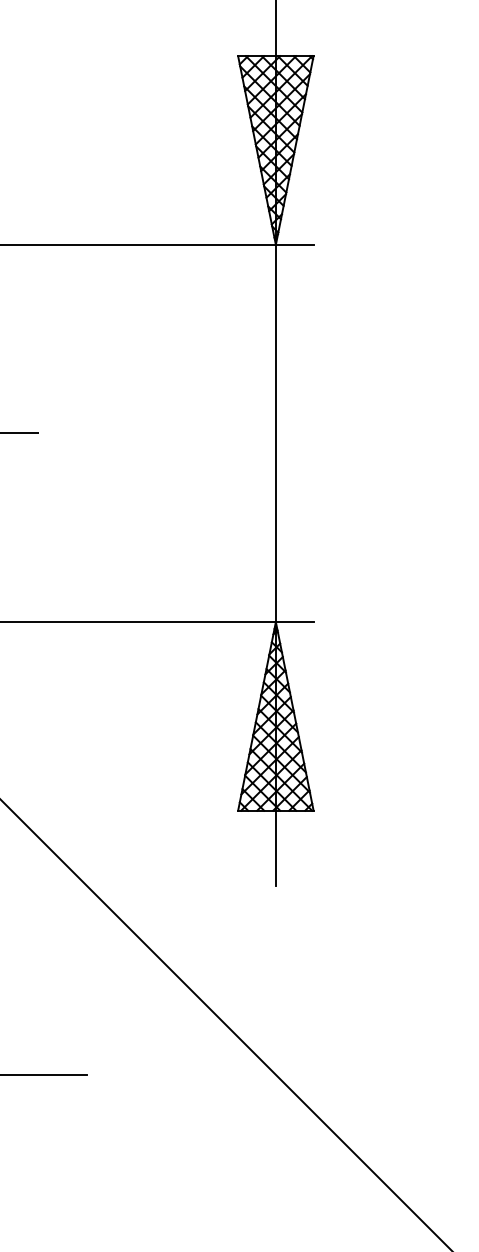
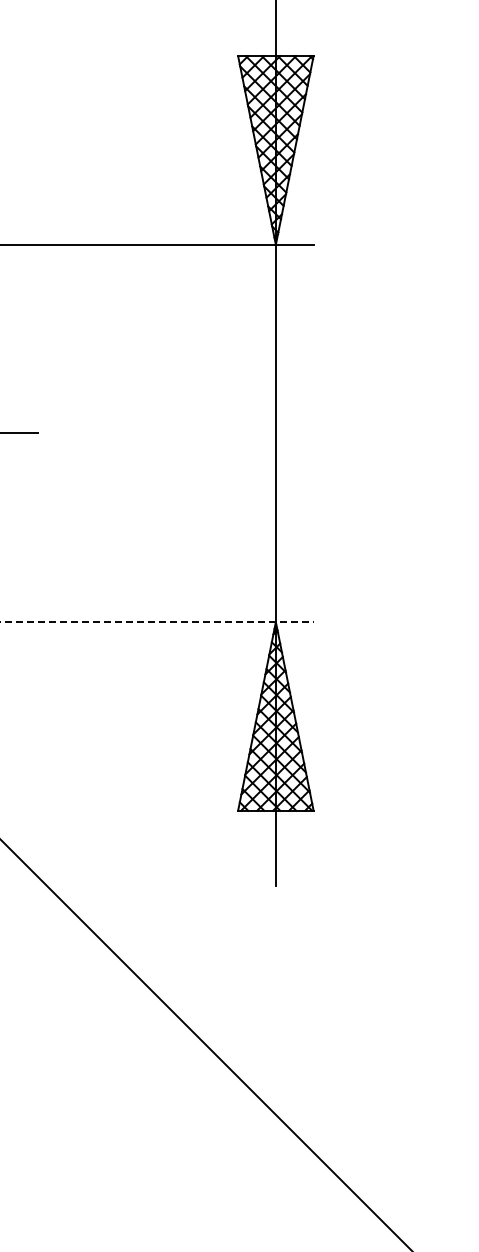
line: solid -> dashed (156, 622)
line position: (225, 1024) -> (205, 1044) (205, 1044)
line: present -> none (44, 1074)
